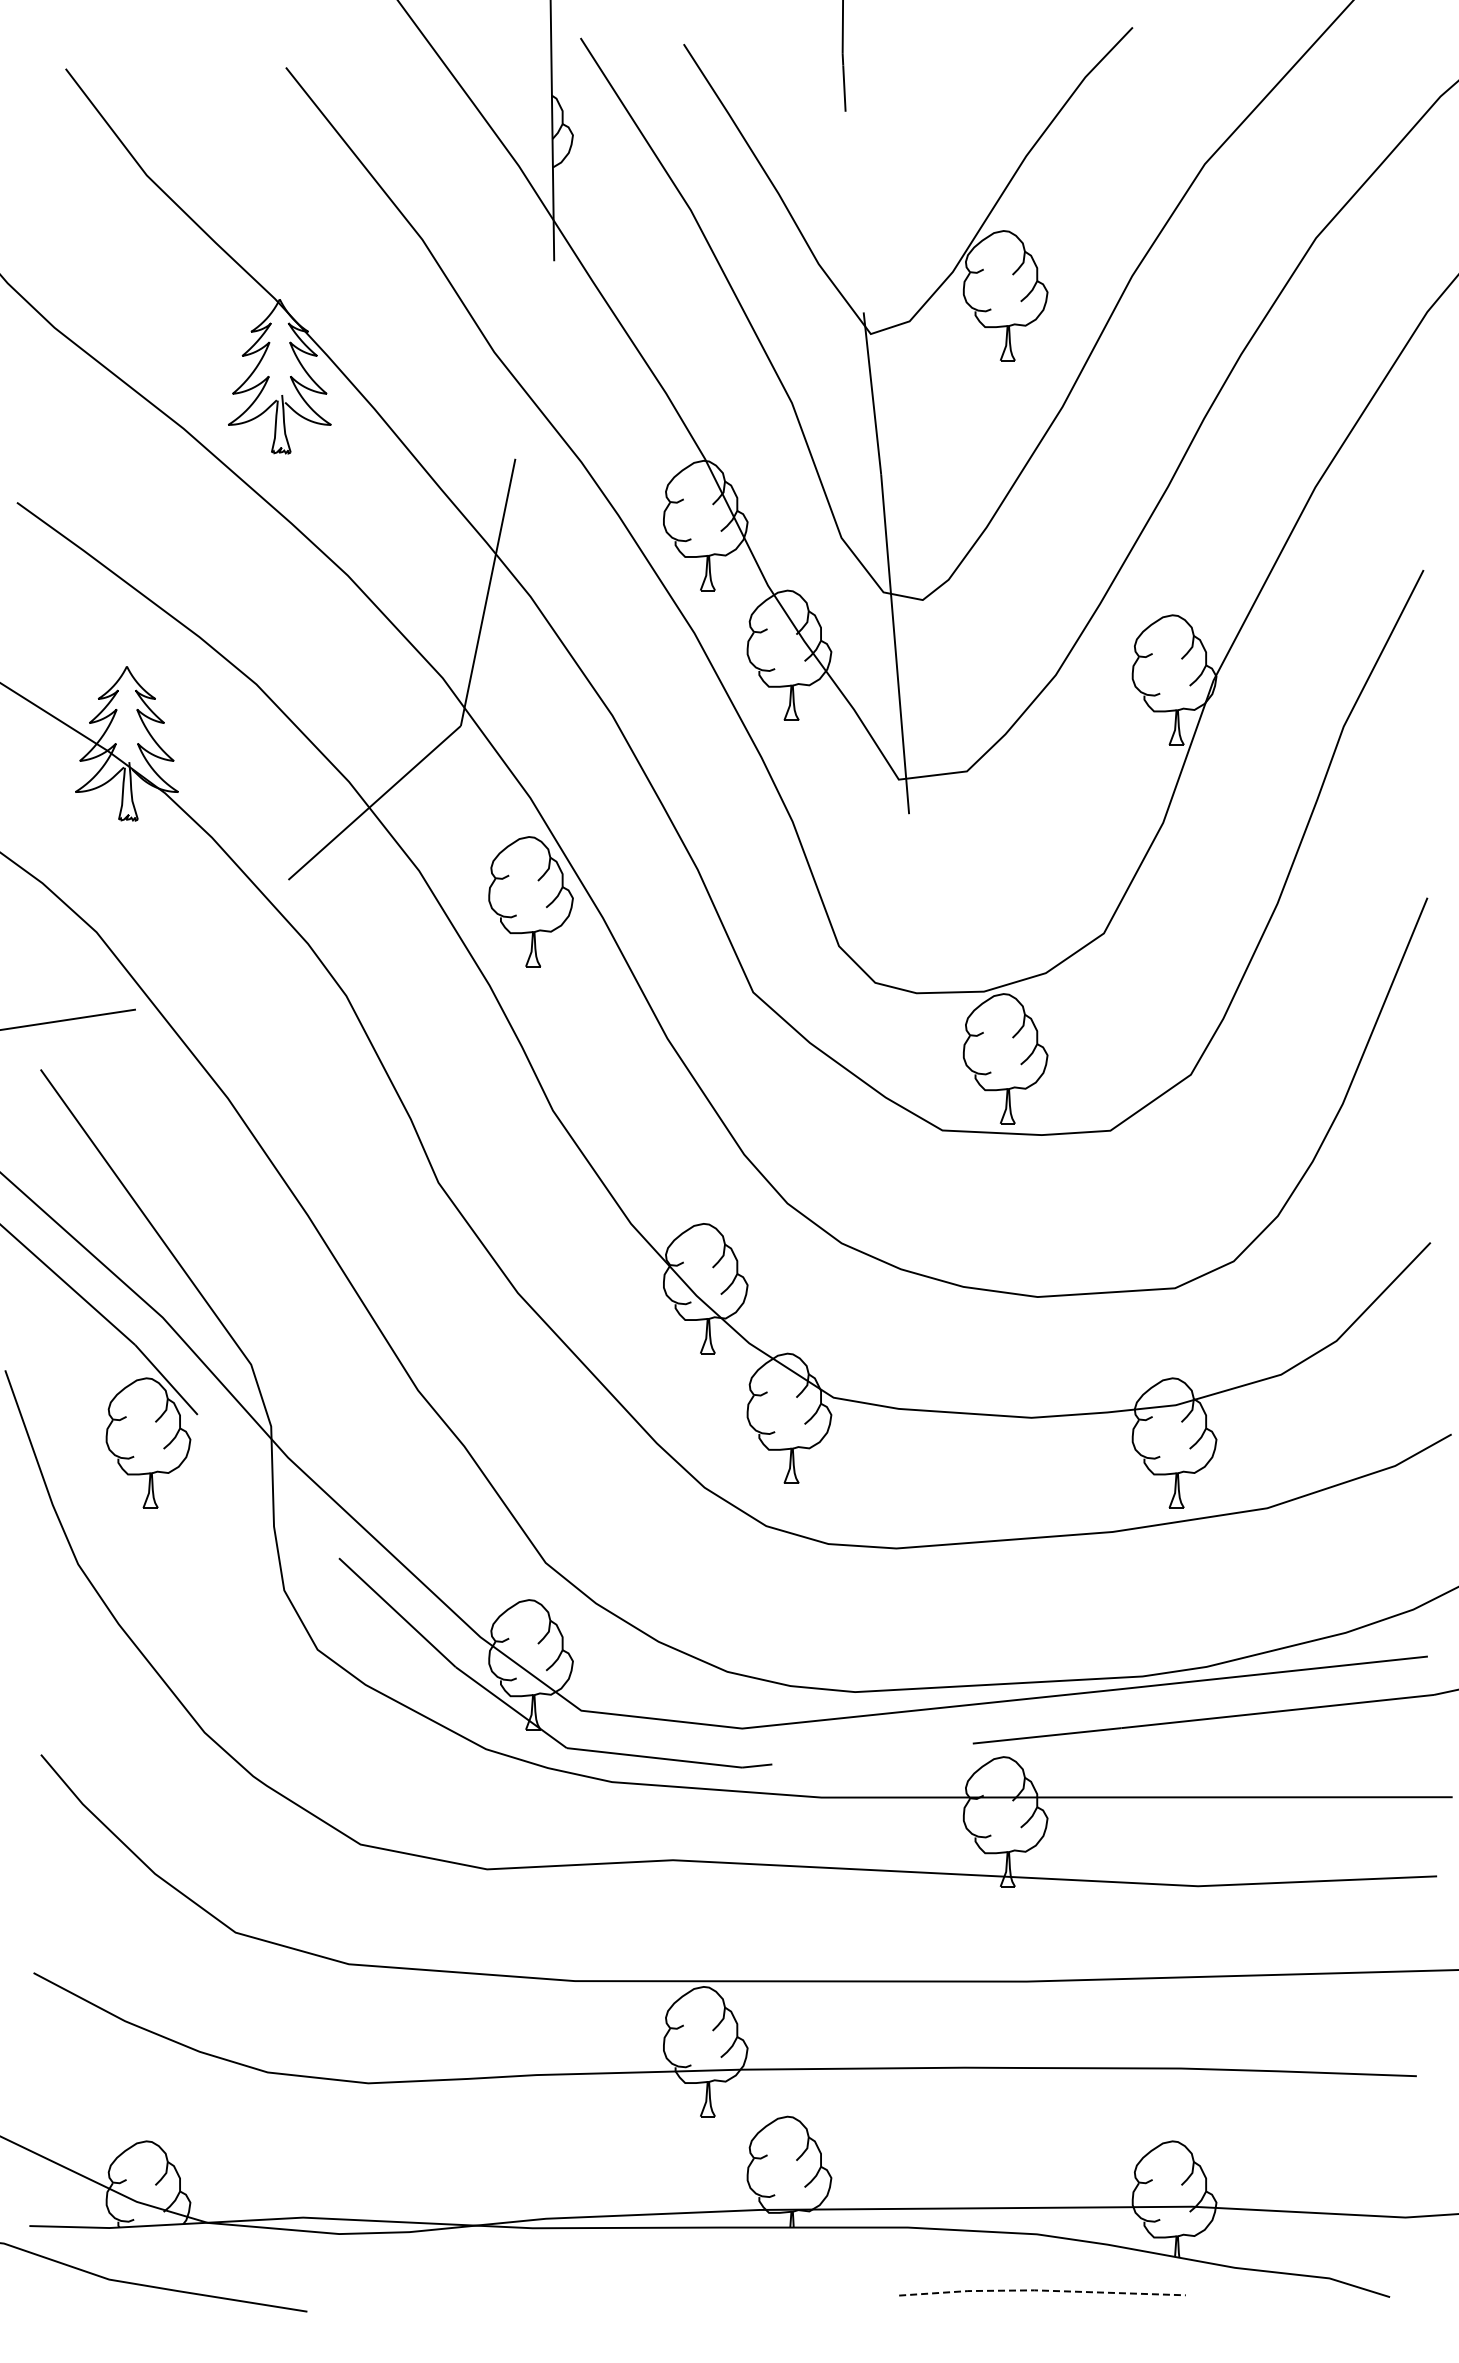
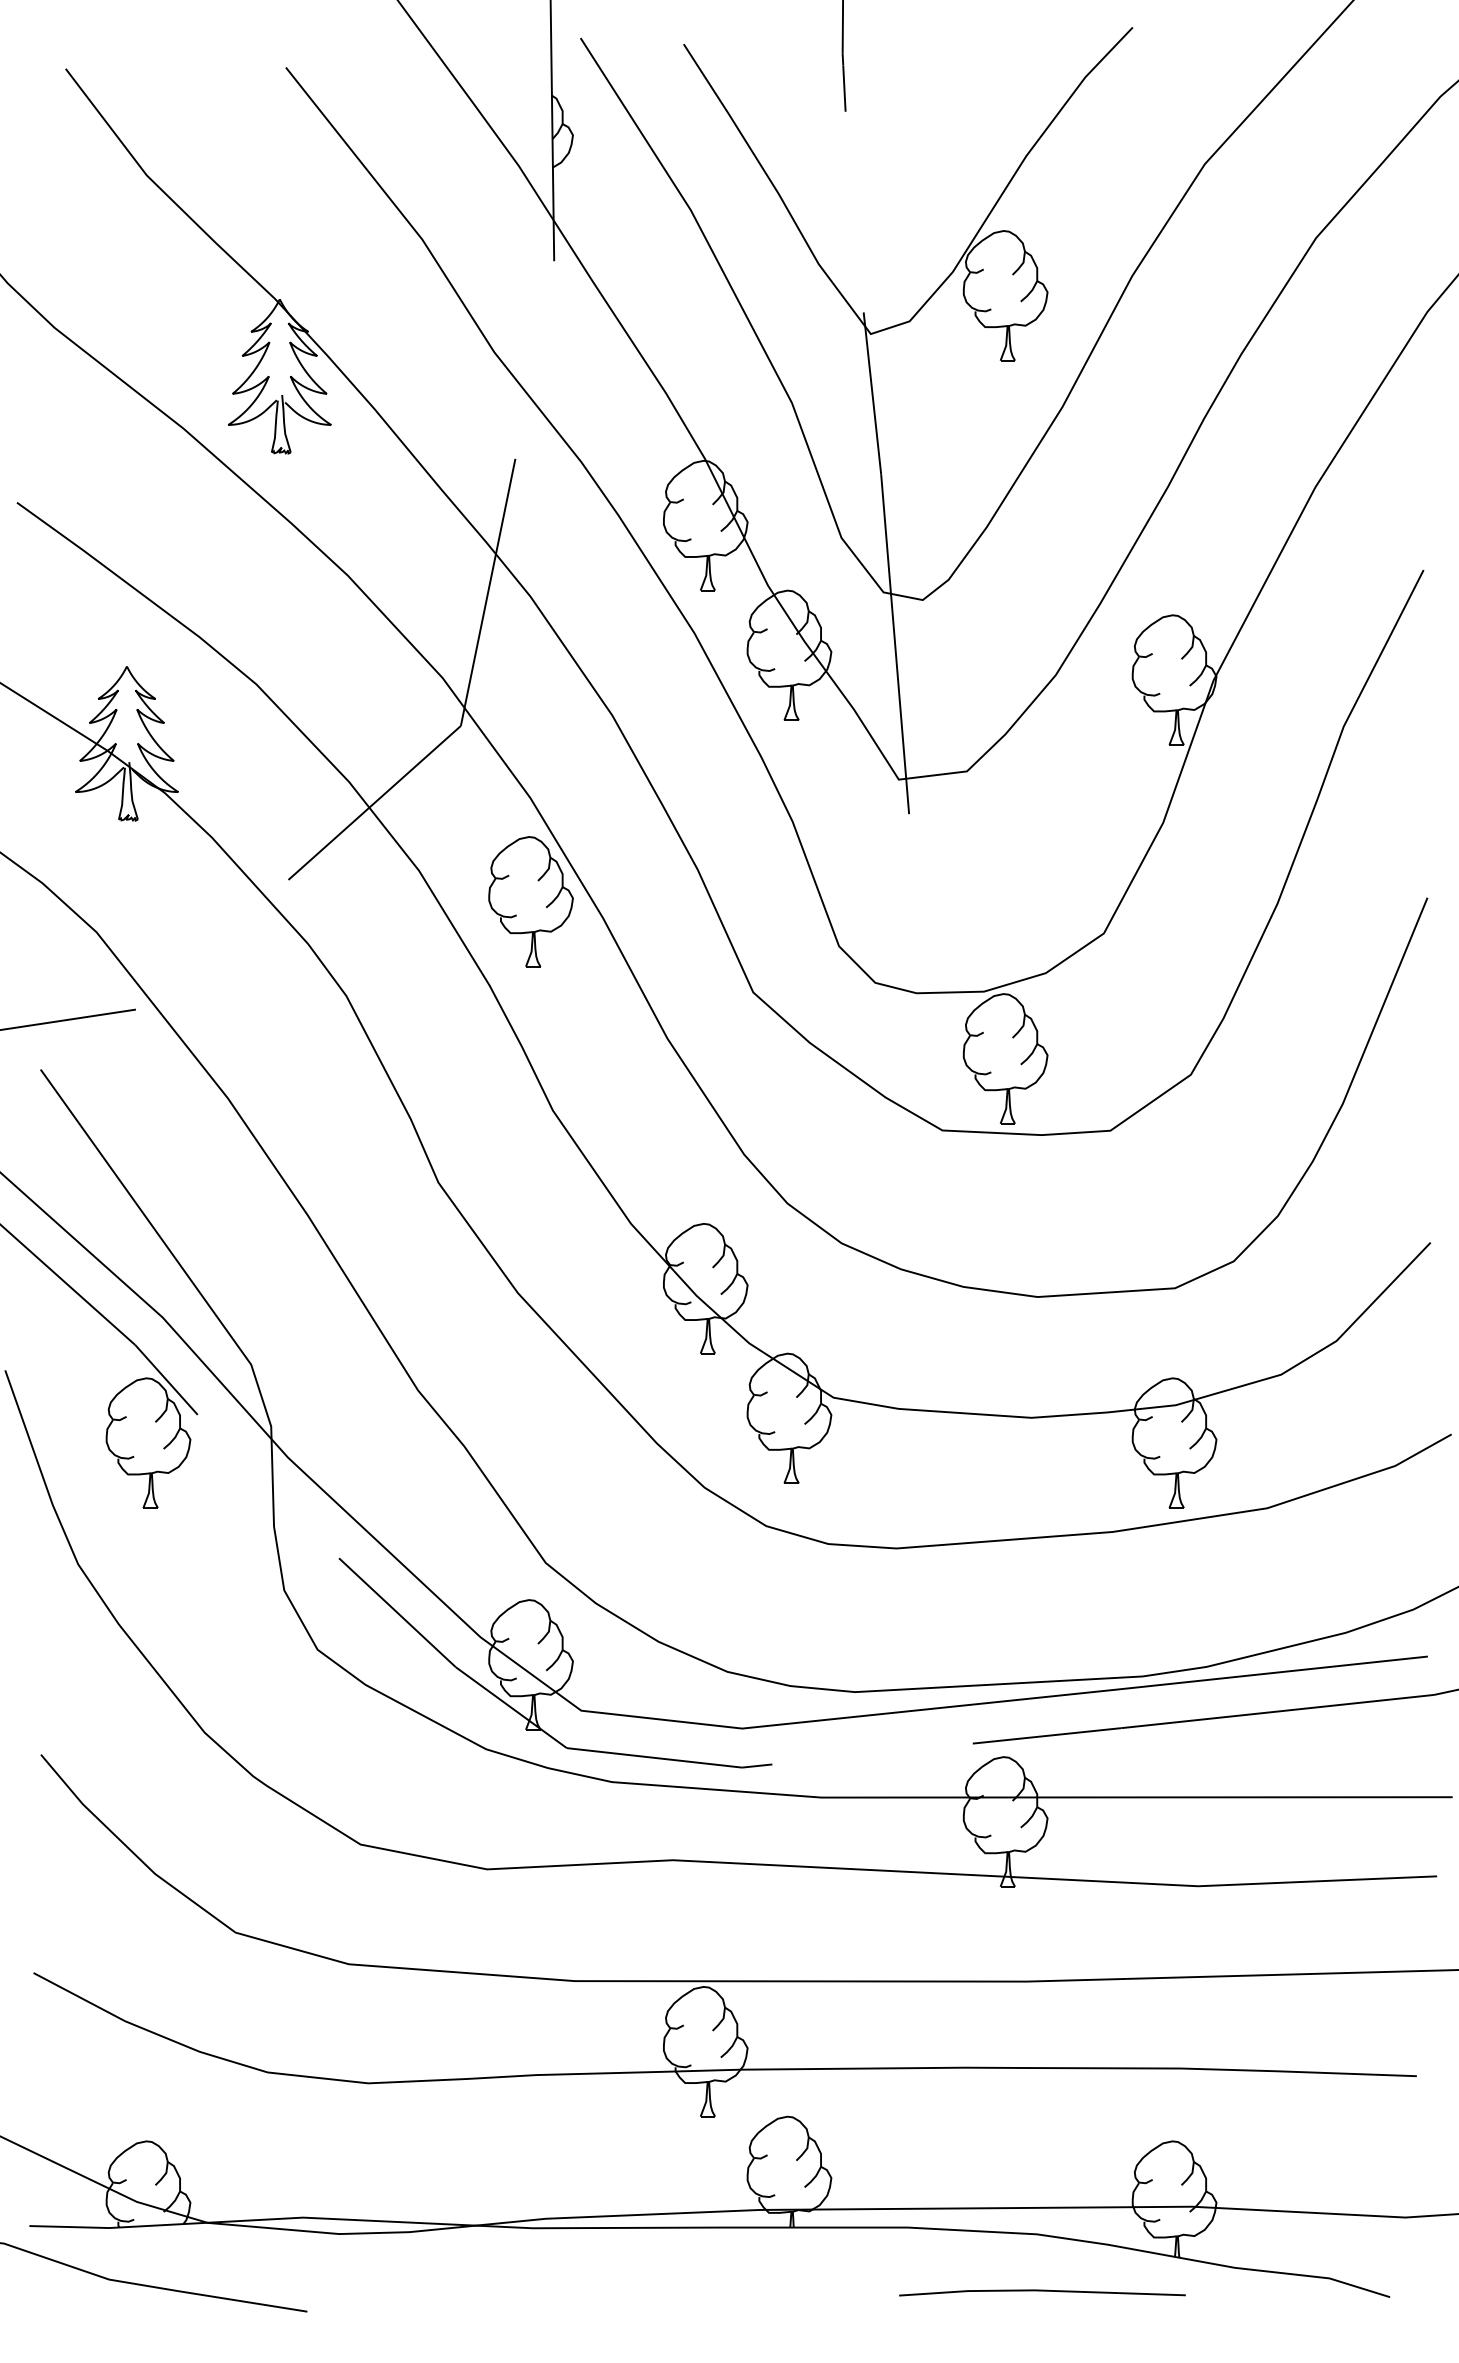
line: dashed -> solid (1041, 2290)
